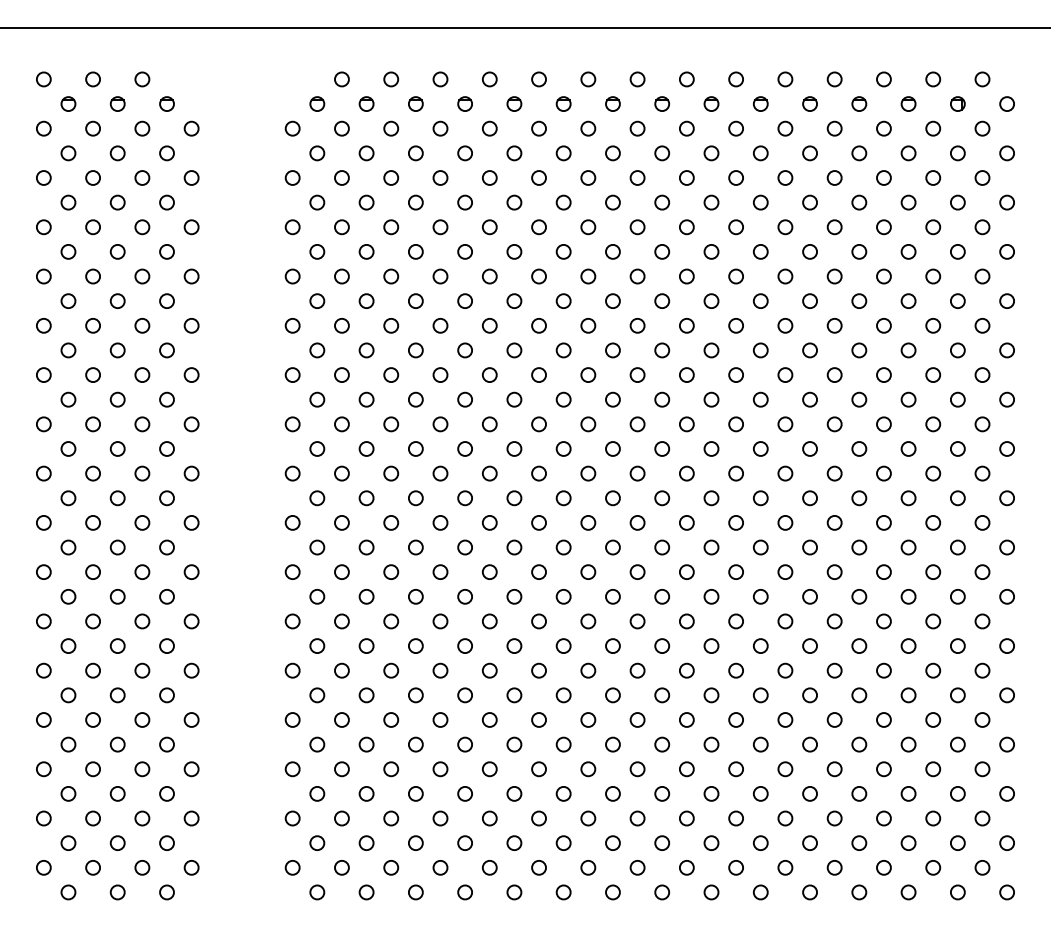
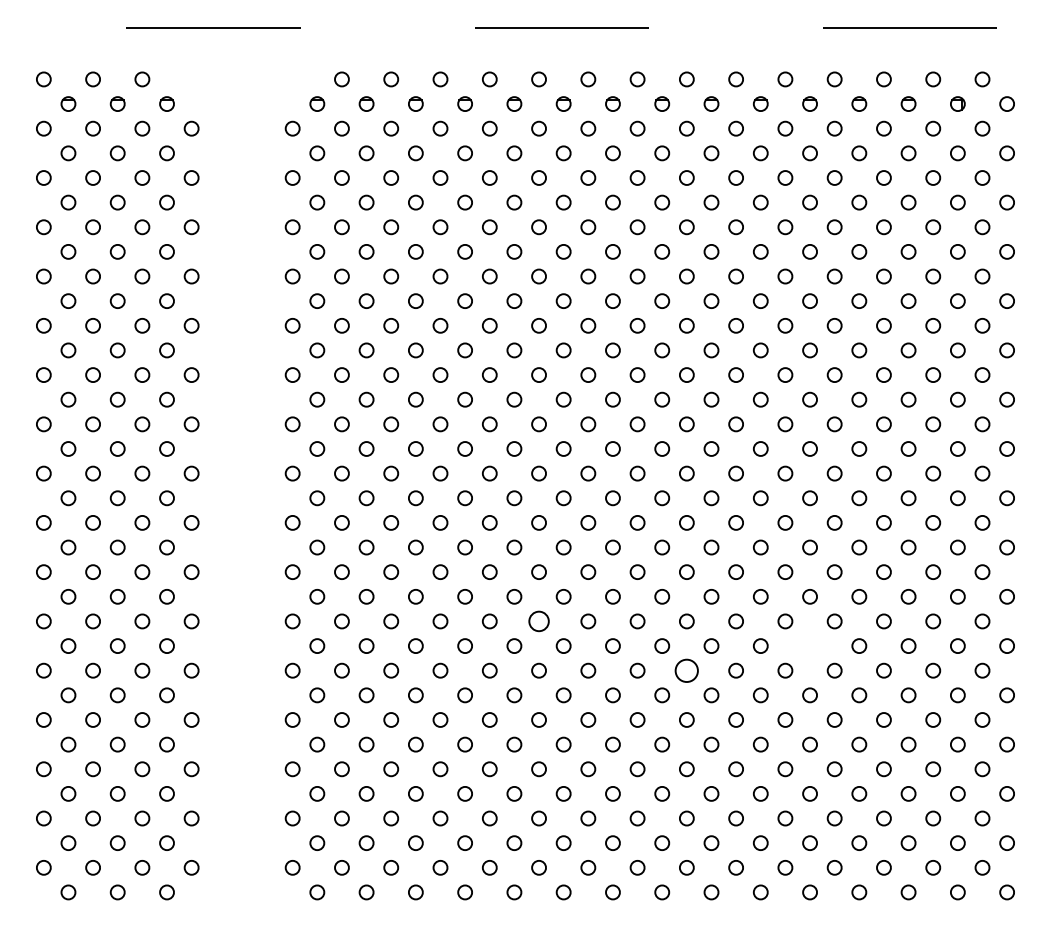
line: solid -> dashed (526, 27)
circle size: 16x17 px -> 22x23 px (538, 621)
circle: present -> none (809, 645)
circle size: 16x17 px -> 25x25 px (686, 670)
